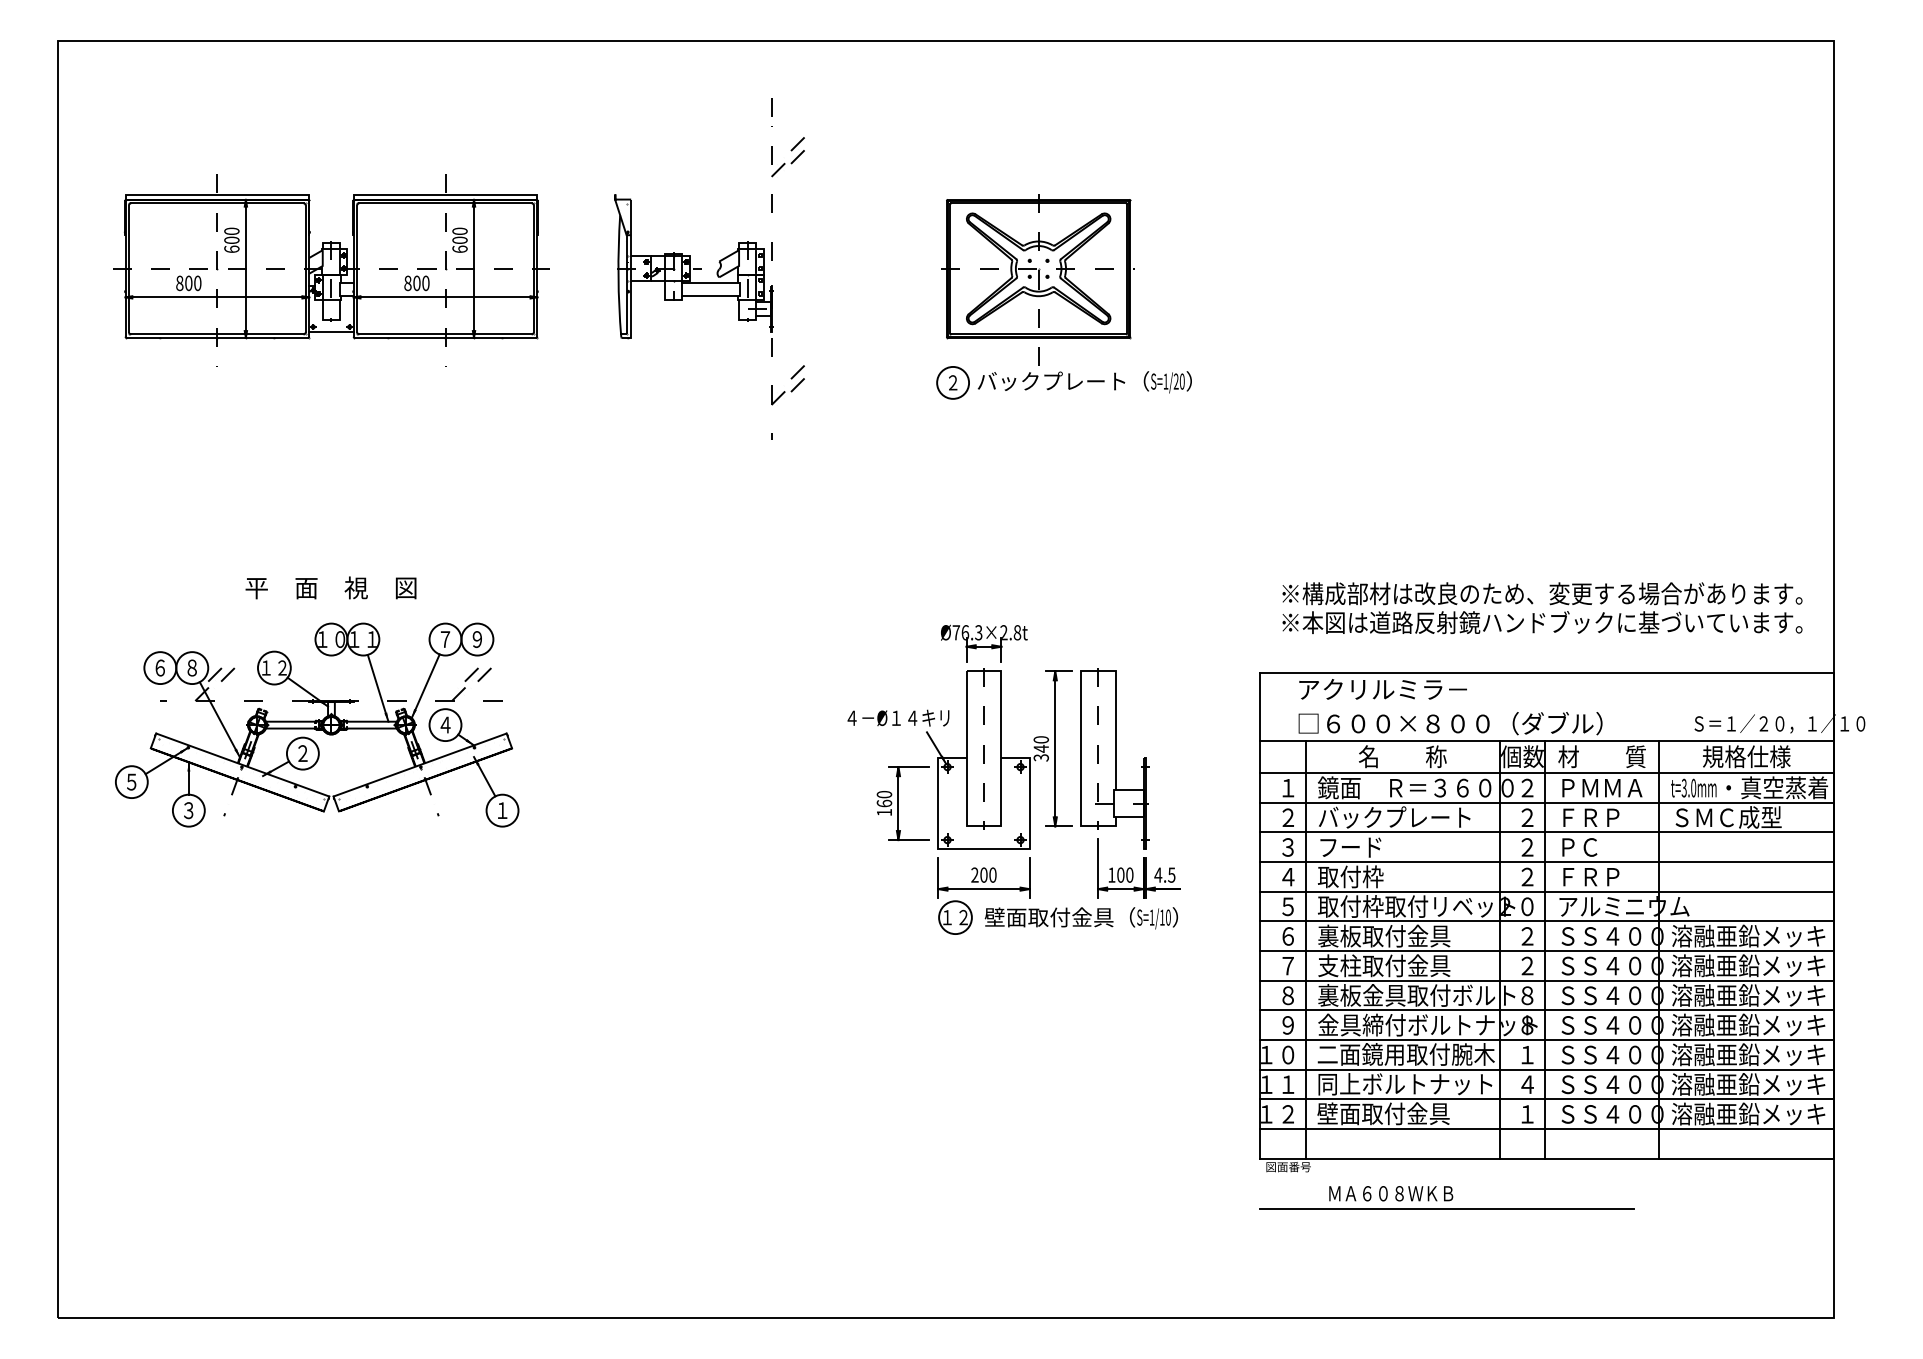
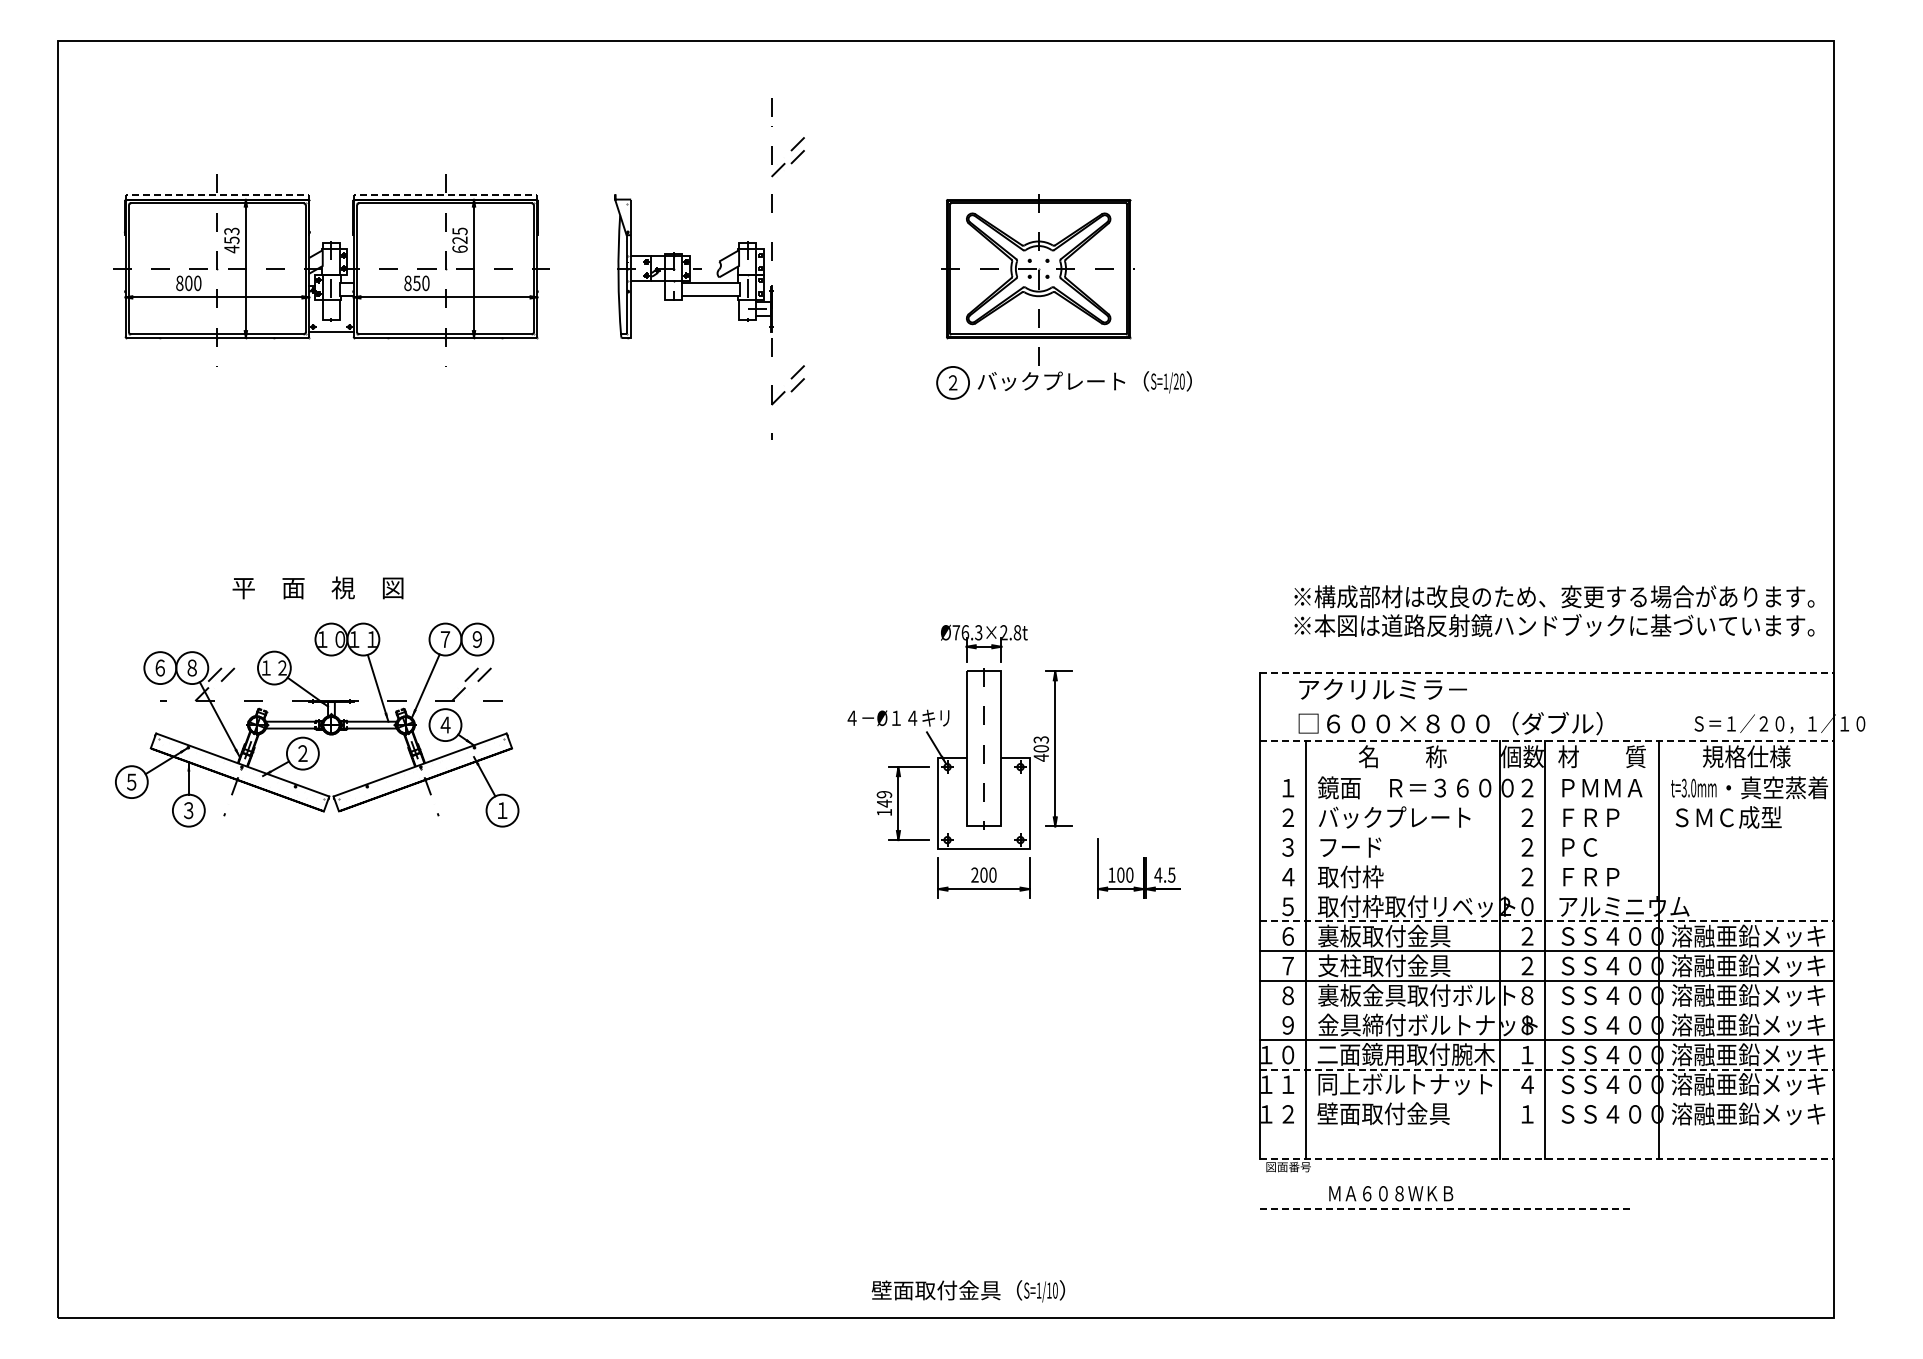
line: solid -> dashed (217, 195)
line: solid -> dashed (445, 195)
text: 600 -> 625 (459, 235)
text: 600 -> 453 (231, 240)
text: 800 -> 850 (416, 282)
text position: (330, 587) -> (317, 587) (317, 587)
text position: (1542, 607) -> (1554, 610) (1554, 610)
line: solid -> dashed (1547, 672)
line: solid -> dashed (1547, 741)
text: 340 -> 403 (1040, 748)
part: present -> none (1114, 758)
line: present -> none (1547, 773)
text: 160 -> 149 (884, 799)
line: present -> none (1547, 802)
line: present -> none (1547, 832)
line: present -> none (1547, 862)
line: present -> none (1547, 891)
part: present -> none (955, 917)
text position: (1080, 918) -> (967, 1291) (967, 1291)
line: solid -> dashed (1547, 921)
line: present -> none (1547, 1010)
line: solid -> dashed (1547, 1069)
line: present -> none (1547, 1099)
line: present -> none (1547, 1128)
line: solid -> dashed (1547, 1158)
line: solid -> dashed (1447, 1208)
